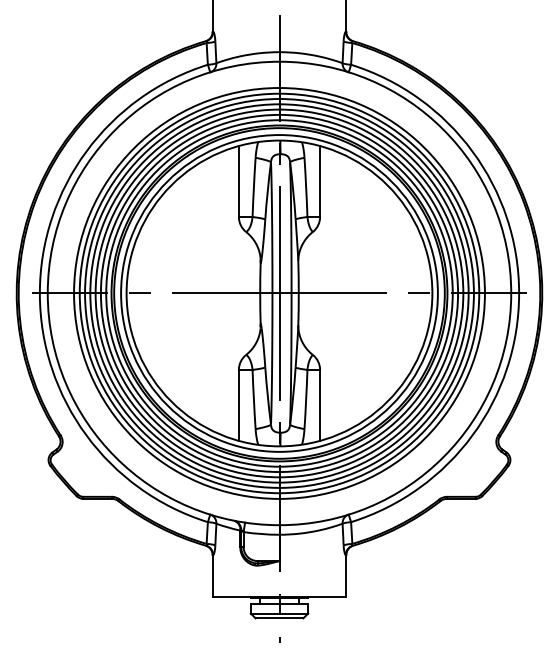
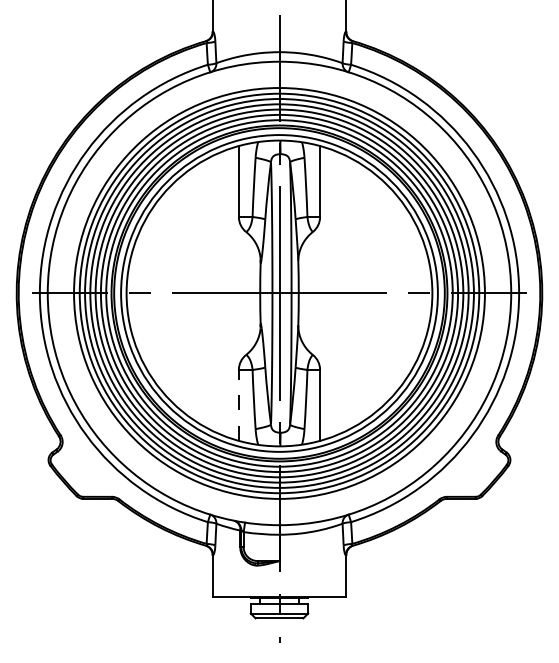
line: solid -> dashed (238, 404)
